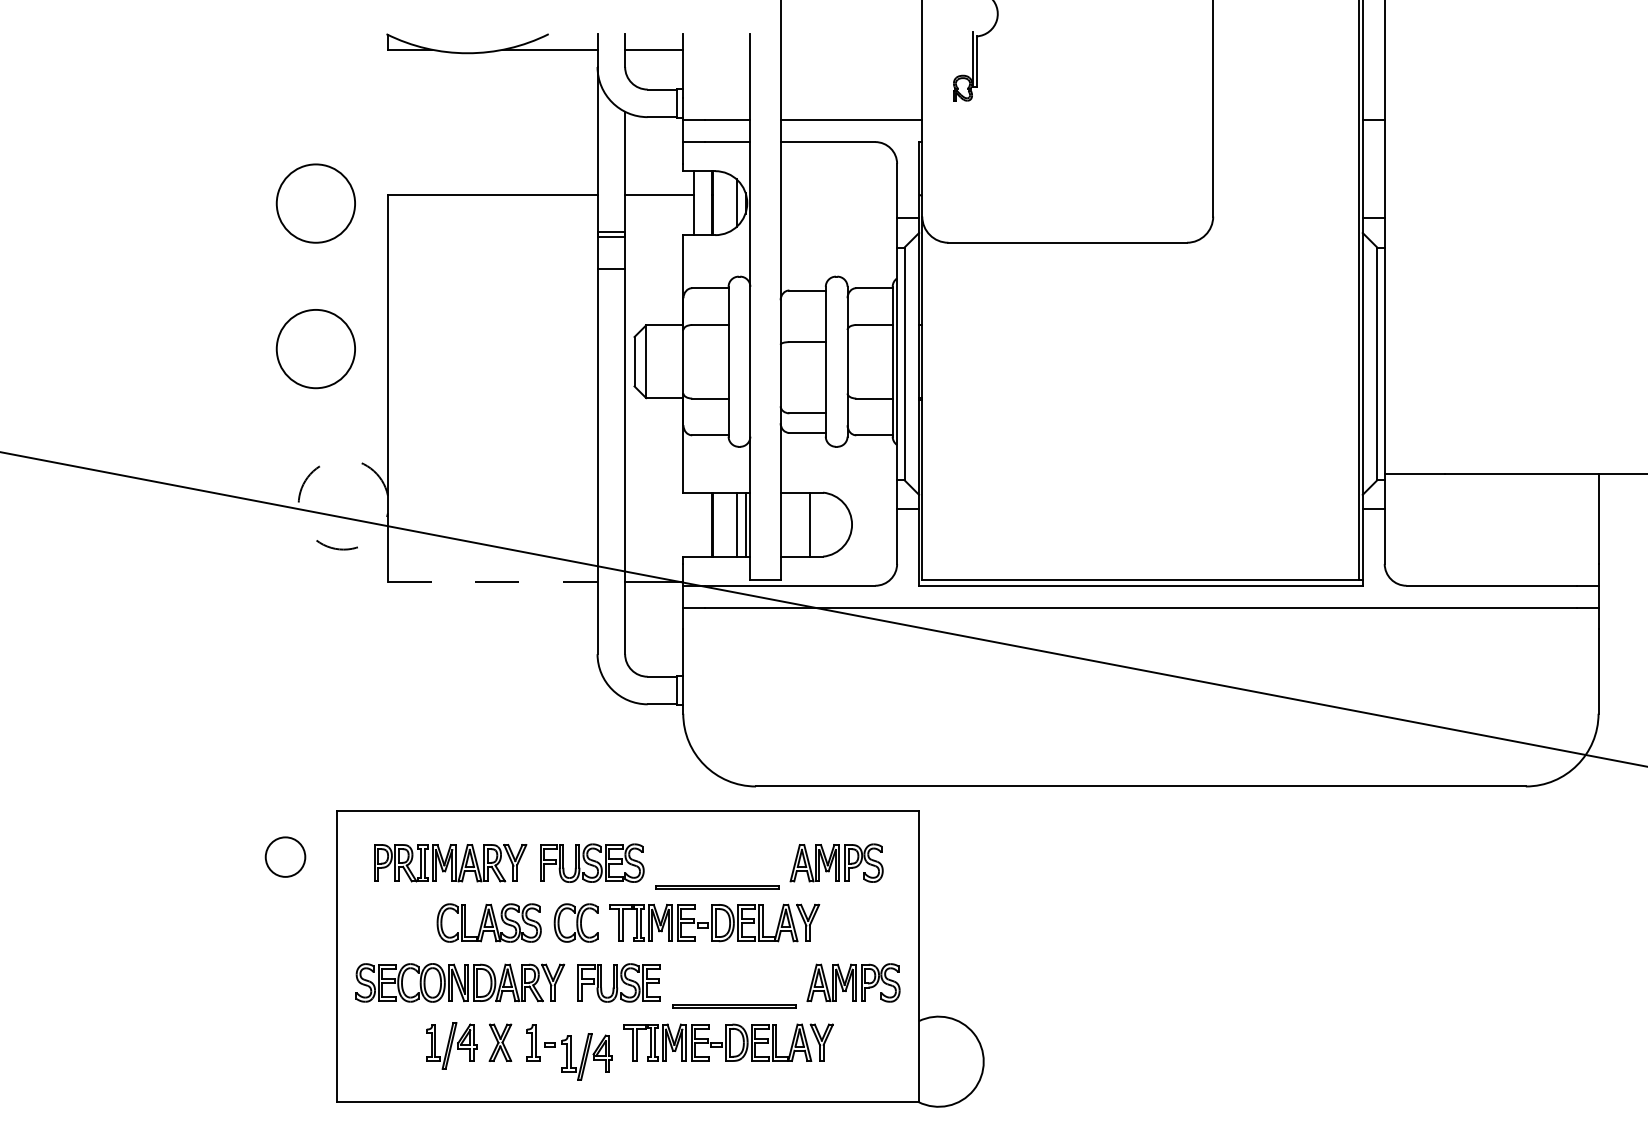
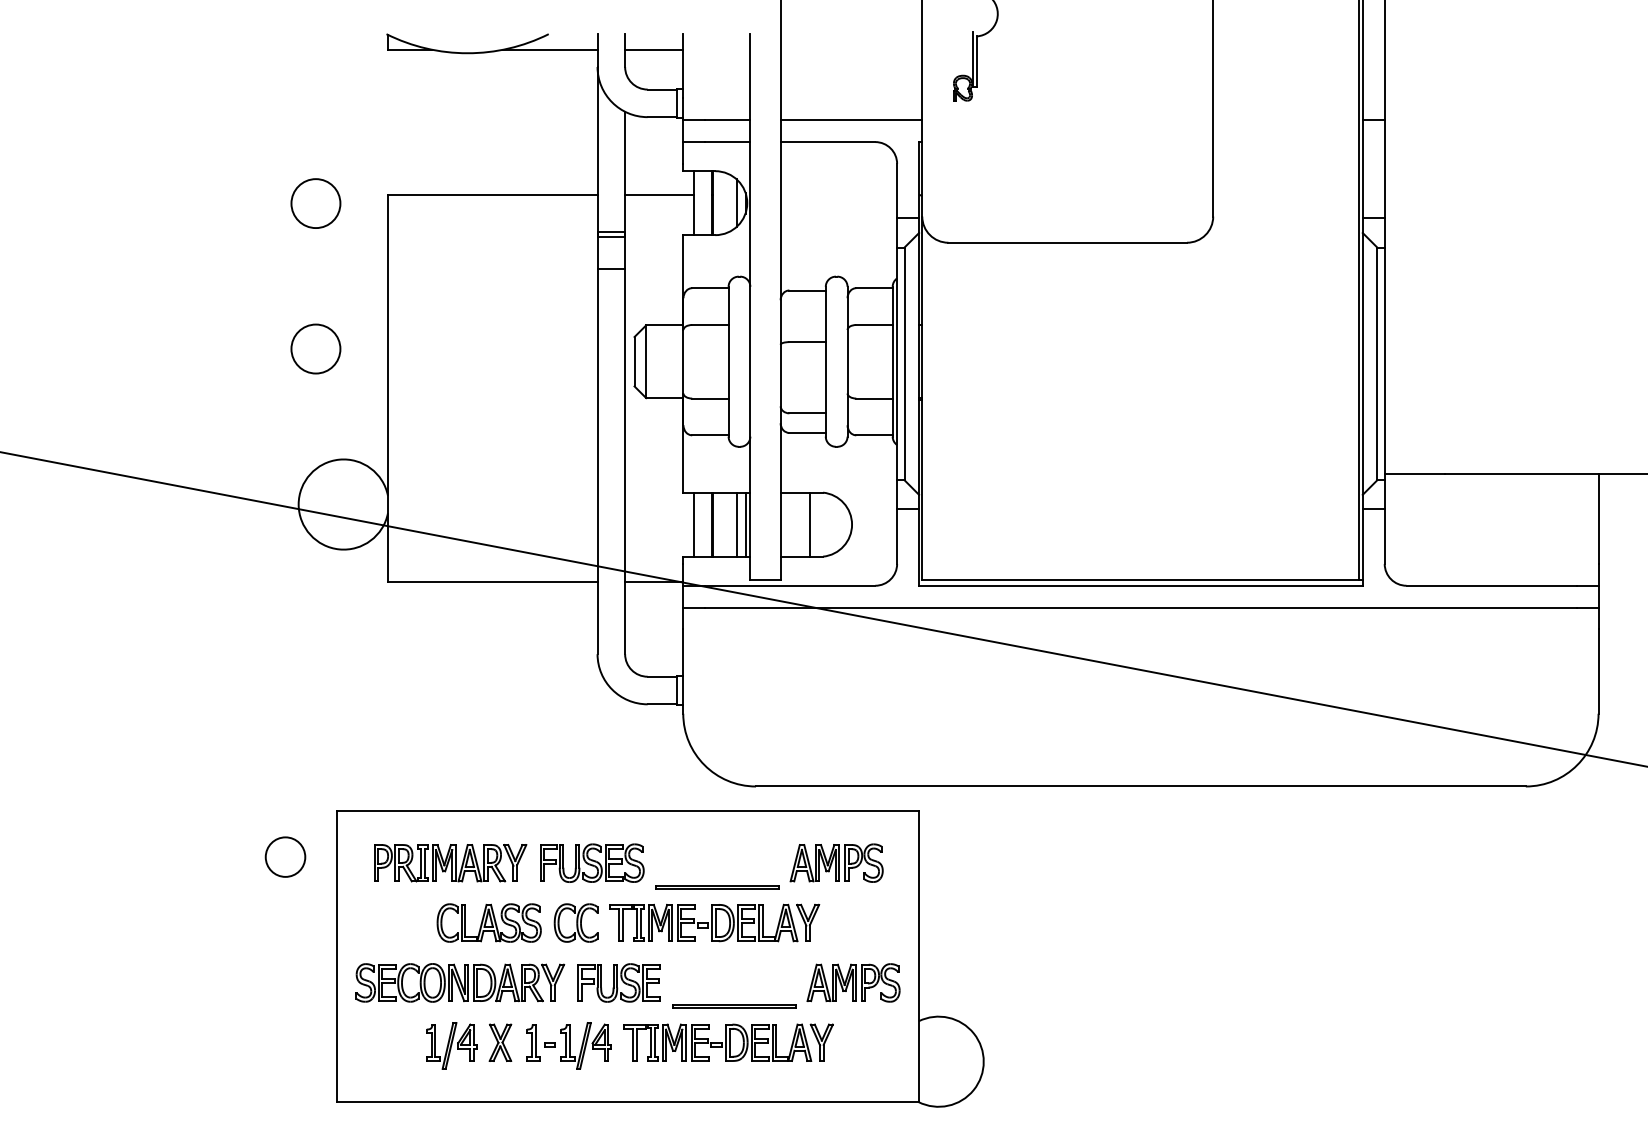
circle diameter: 78 px -> 49 px (315, 203)
circle diameter: 78 px -> 49 px (315, 348)
arc: dashed -> solid (298, 504)
line: none -> present (694, 524)
line: dashed -> solid (492, 582)
part position: (586, 1056) -> (585, 1045) (585, 1045)
